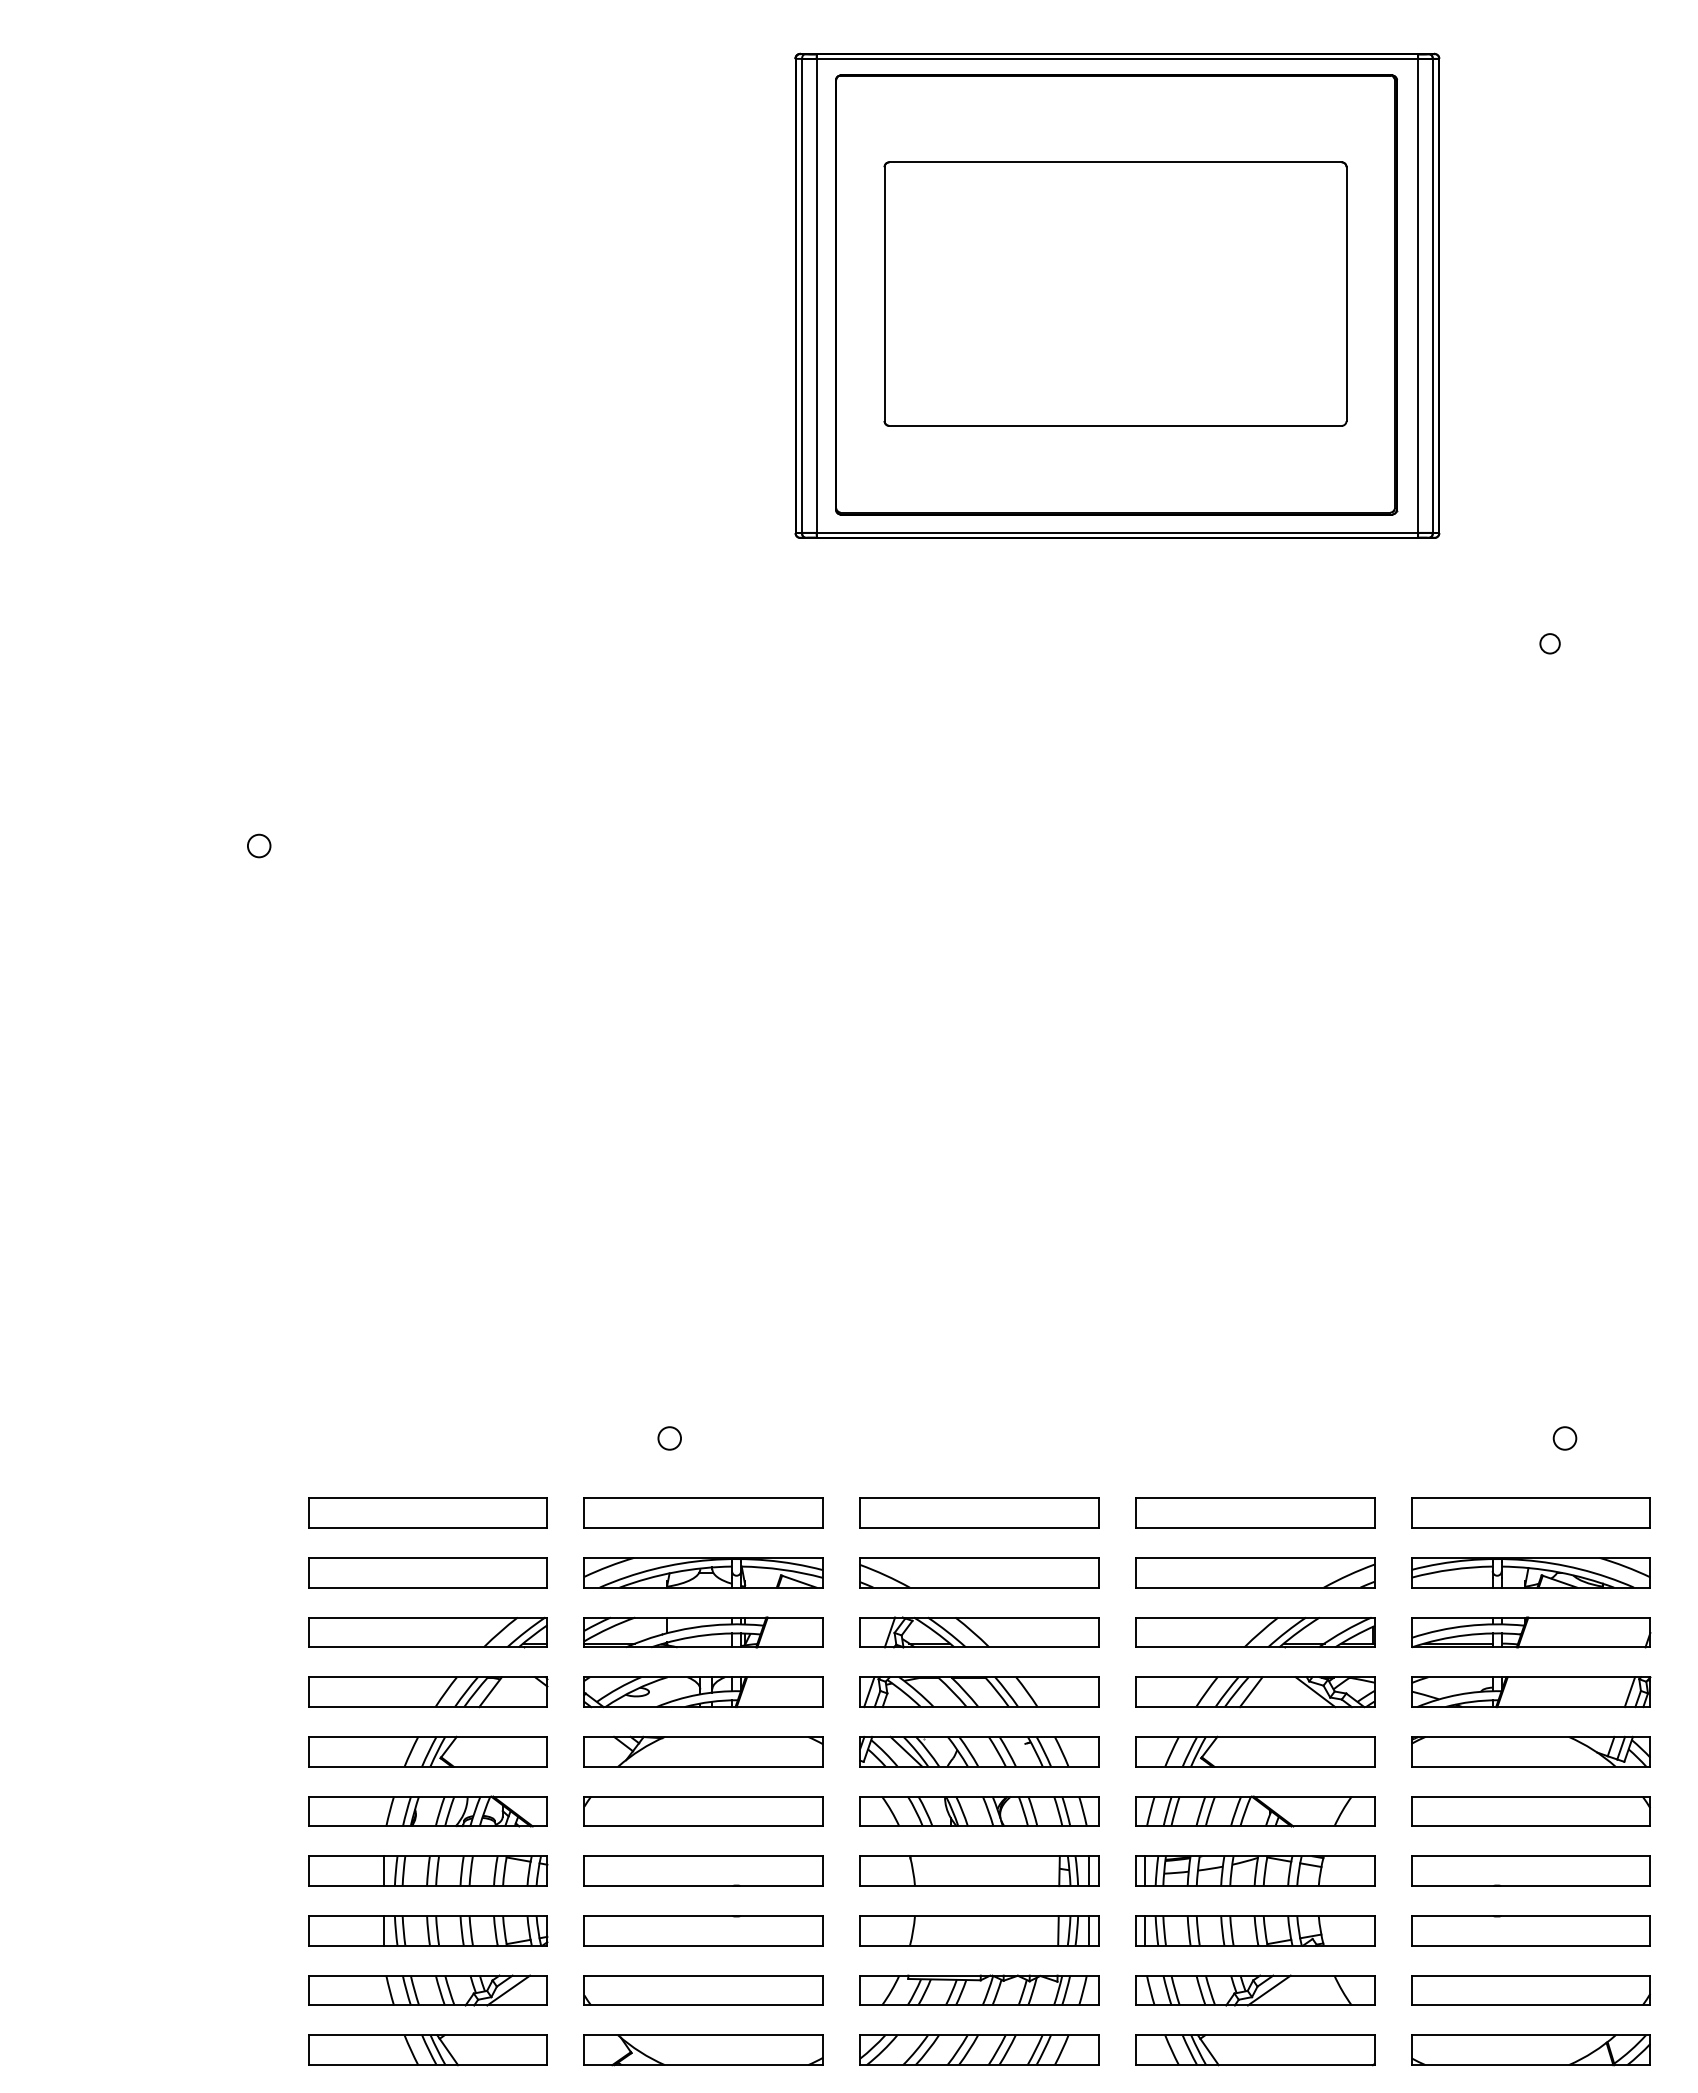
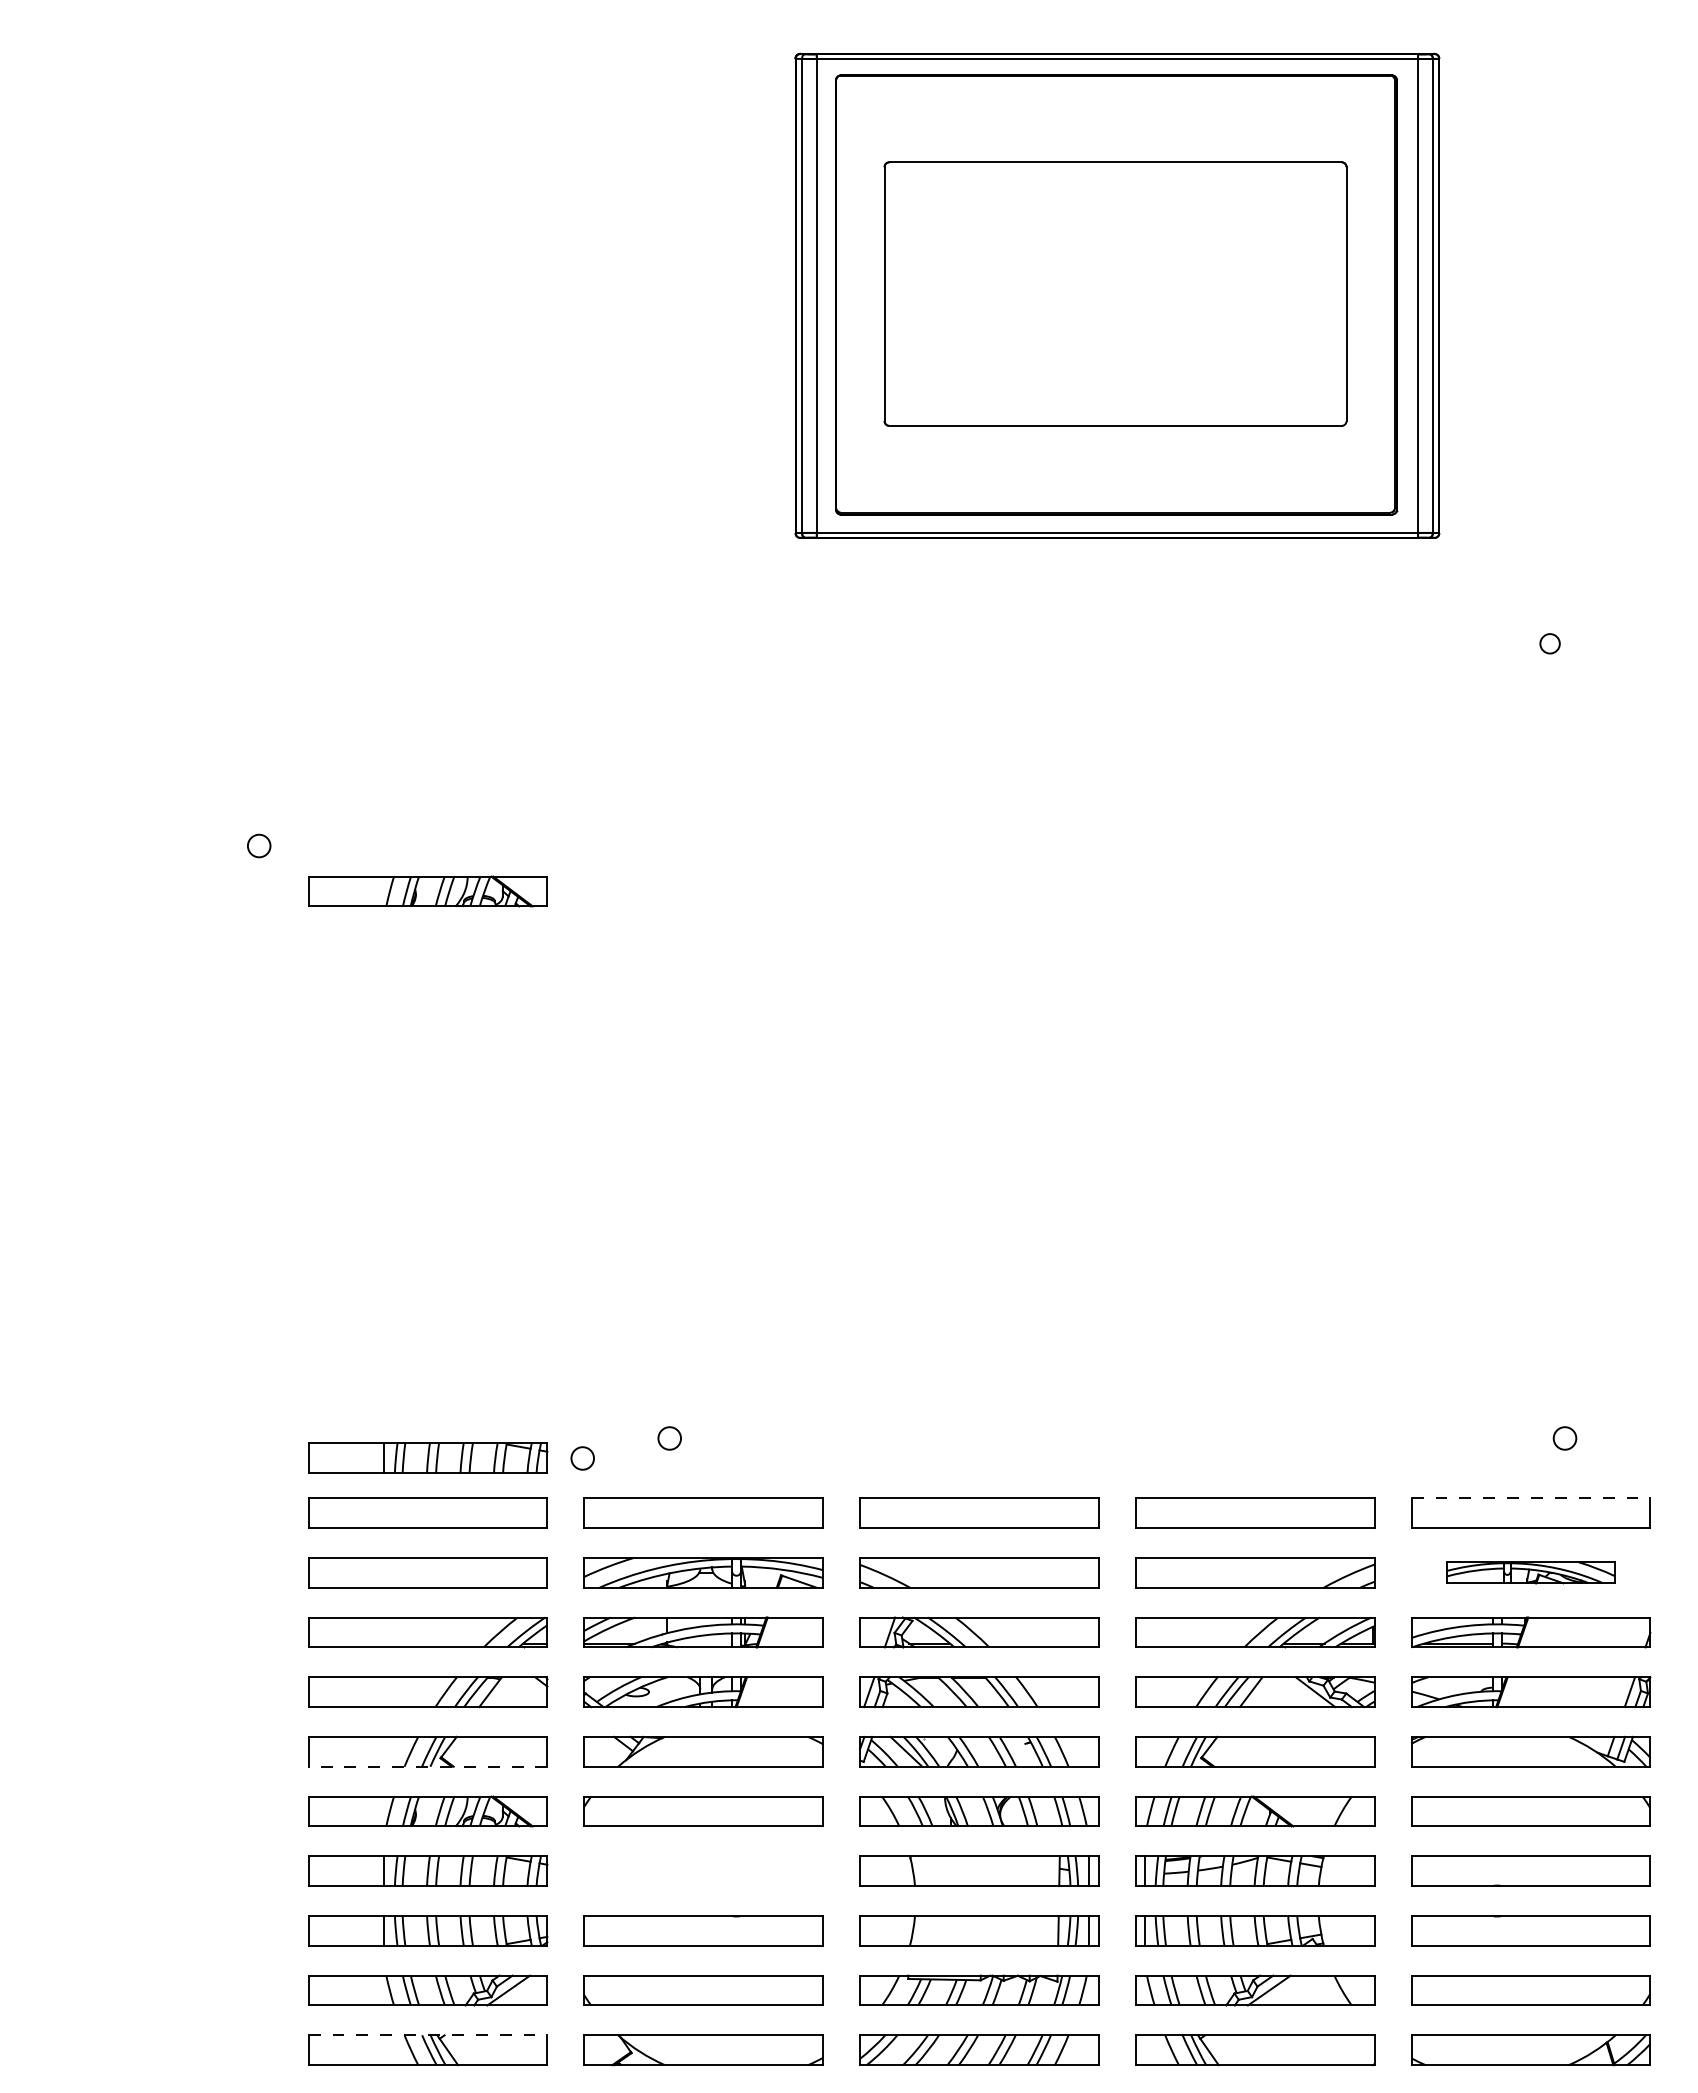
part: none -> present (427, 891)
part: none -> present (428, 1457)
circle: none -> present (582, 1458)
line: solid -> dashed (1531, 1498)
part size: 240x32 px -> 170x24 px (1530, 1572)
line: solid -> dashed (427, 1766)
part: present -> none (703, 1870)
line: solid -> dashed (428, 2035)
